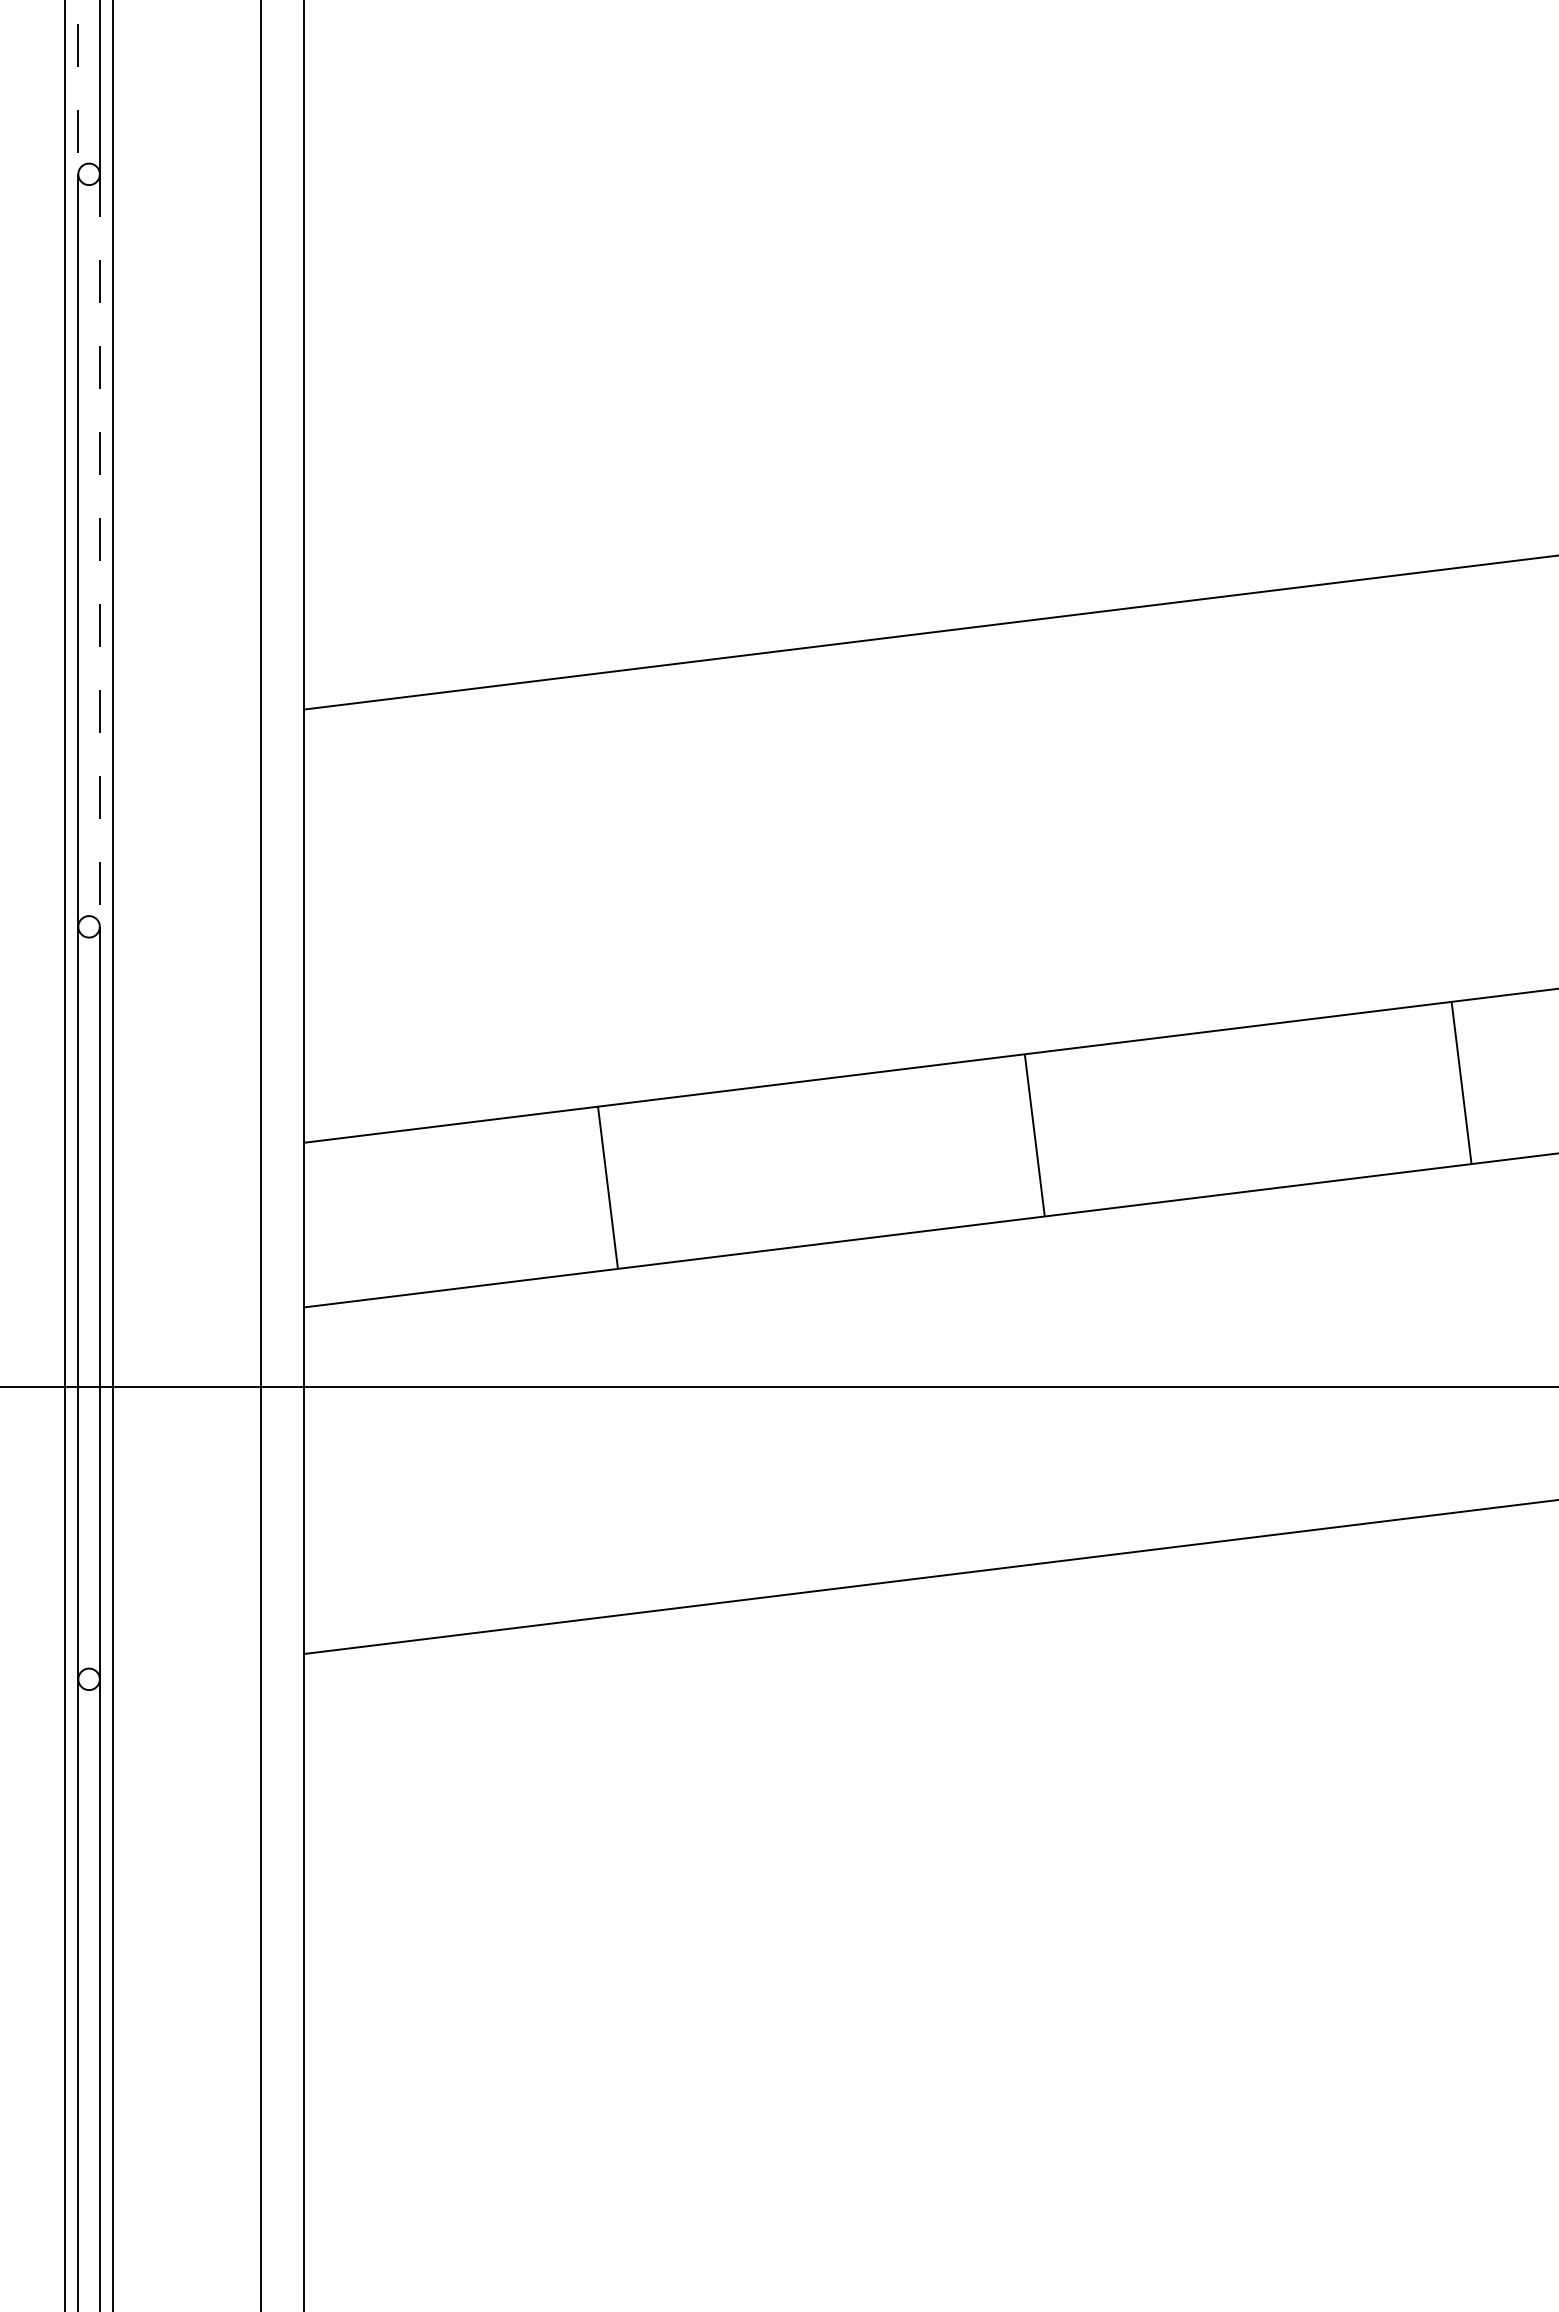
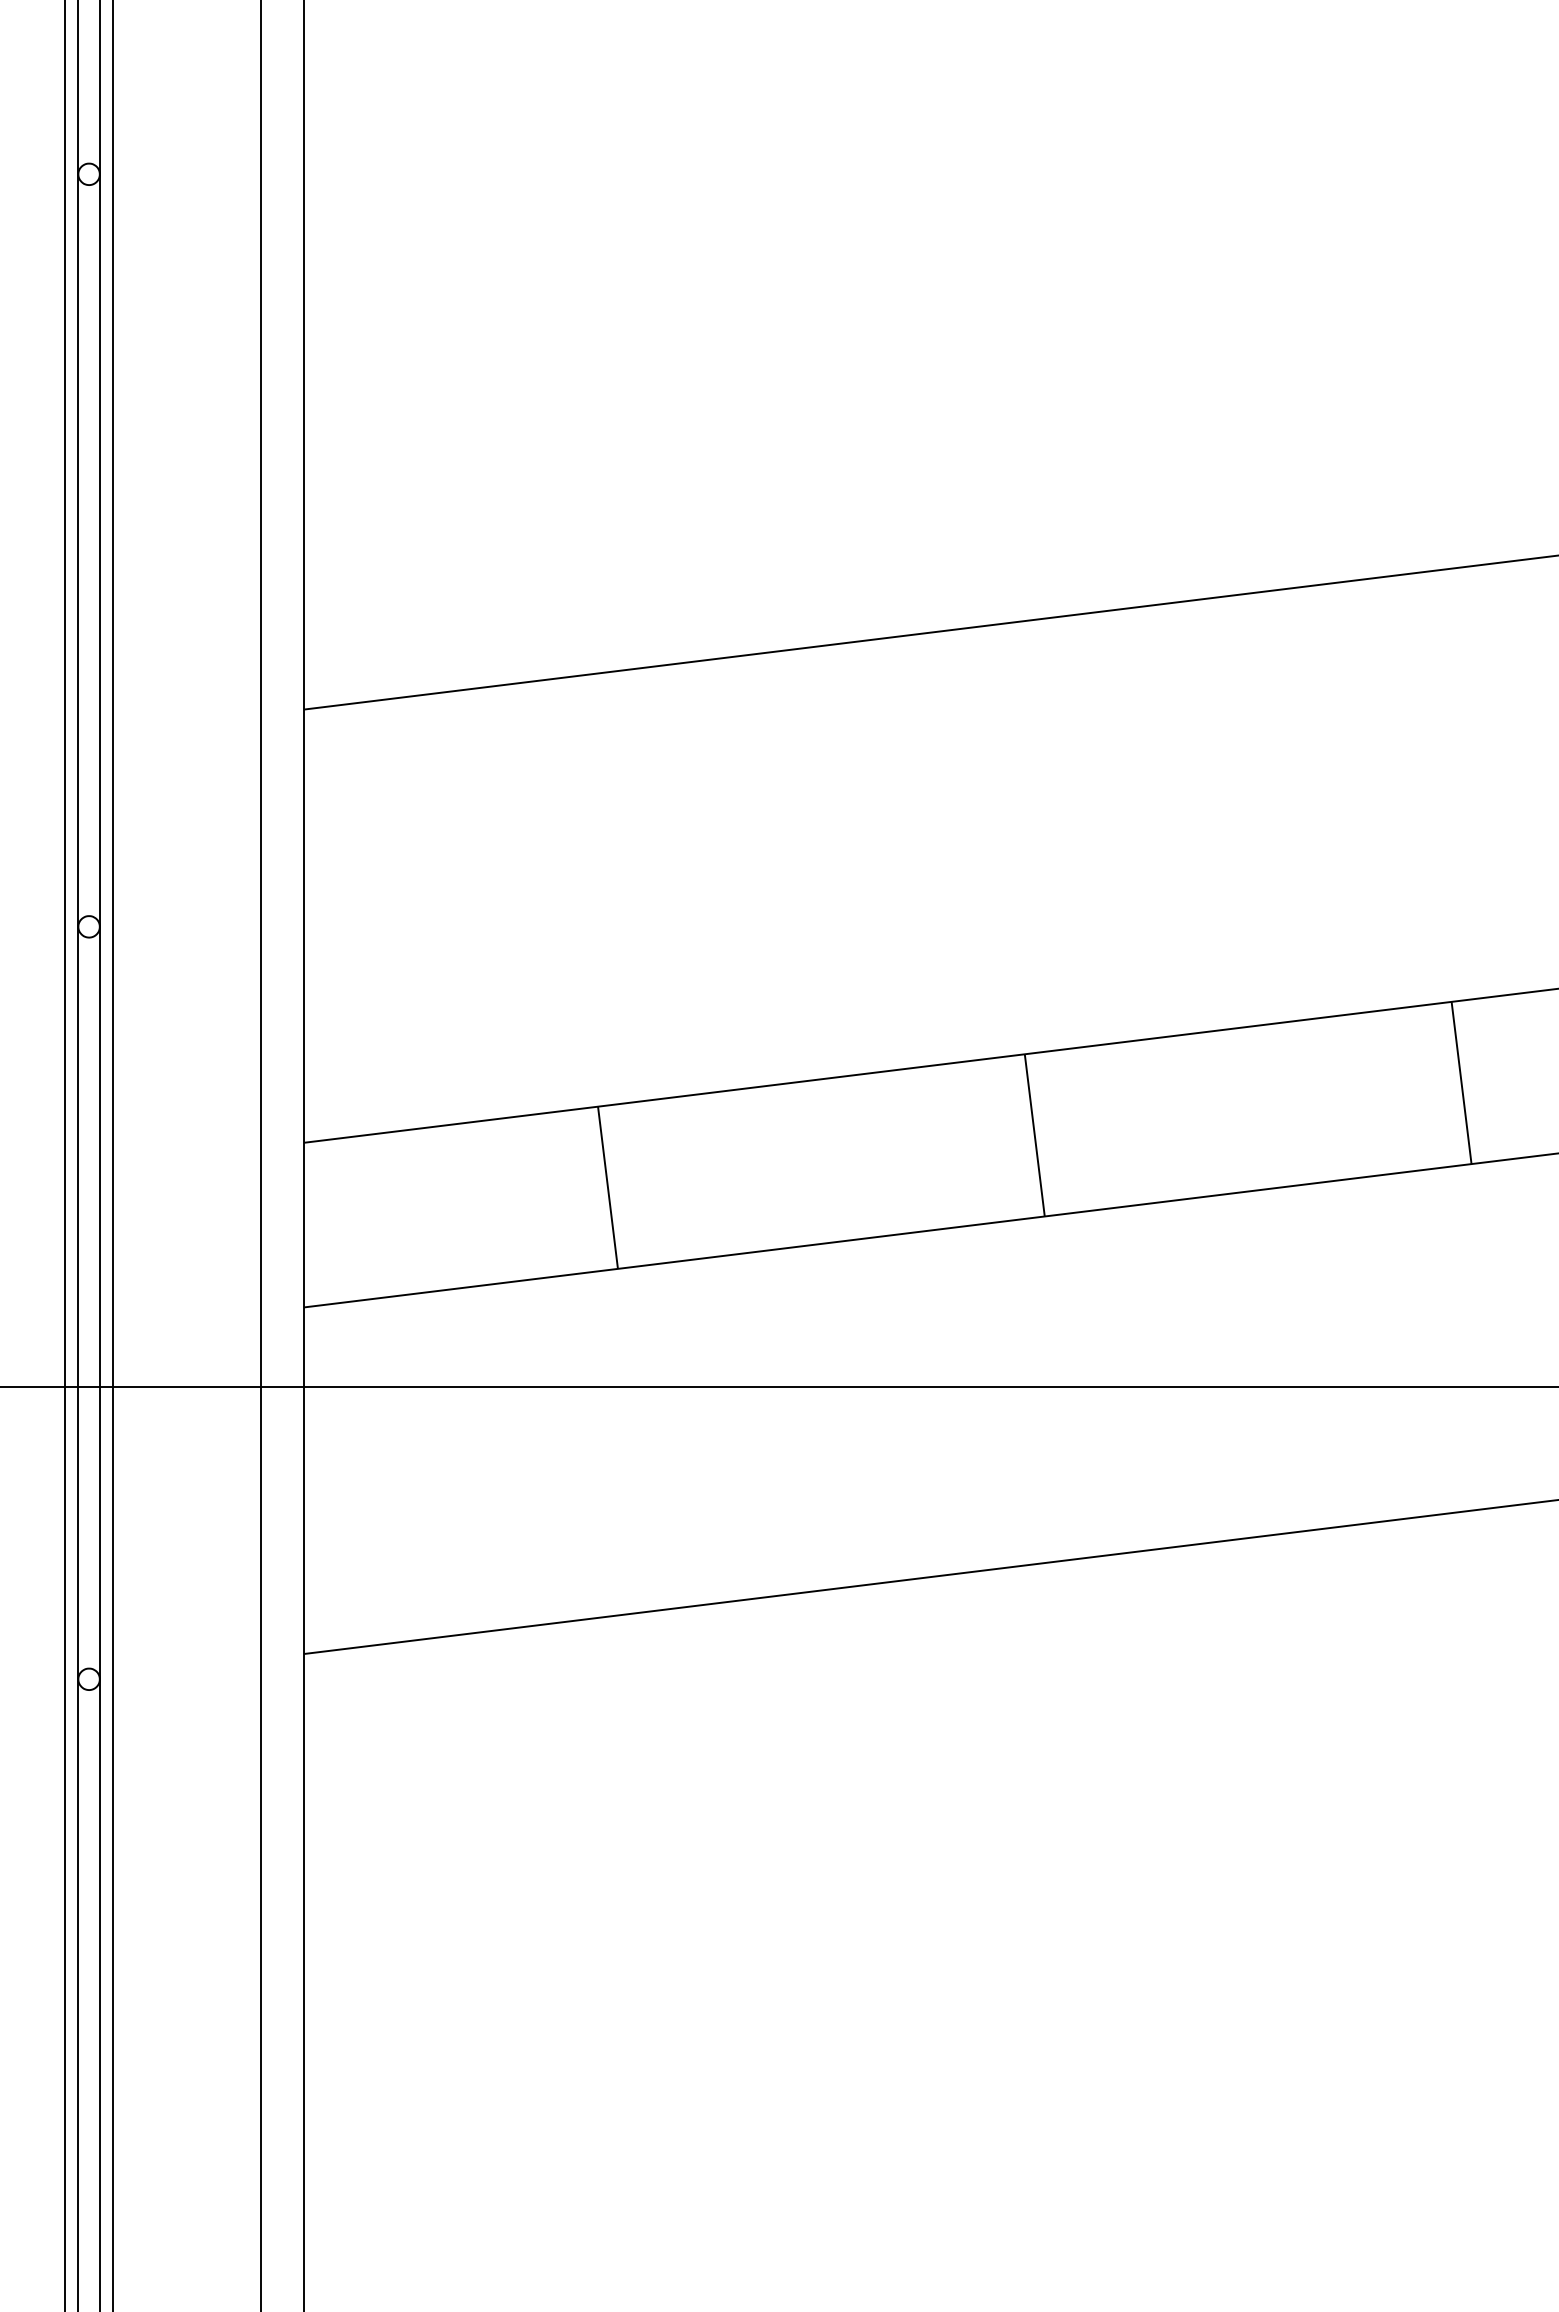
line: dashed -> solid (78, 87)
line: dashed -> solid (99, 551)
